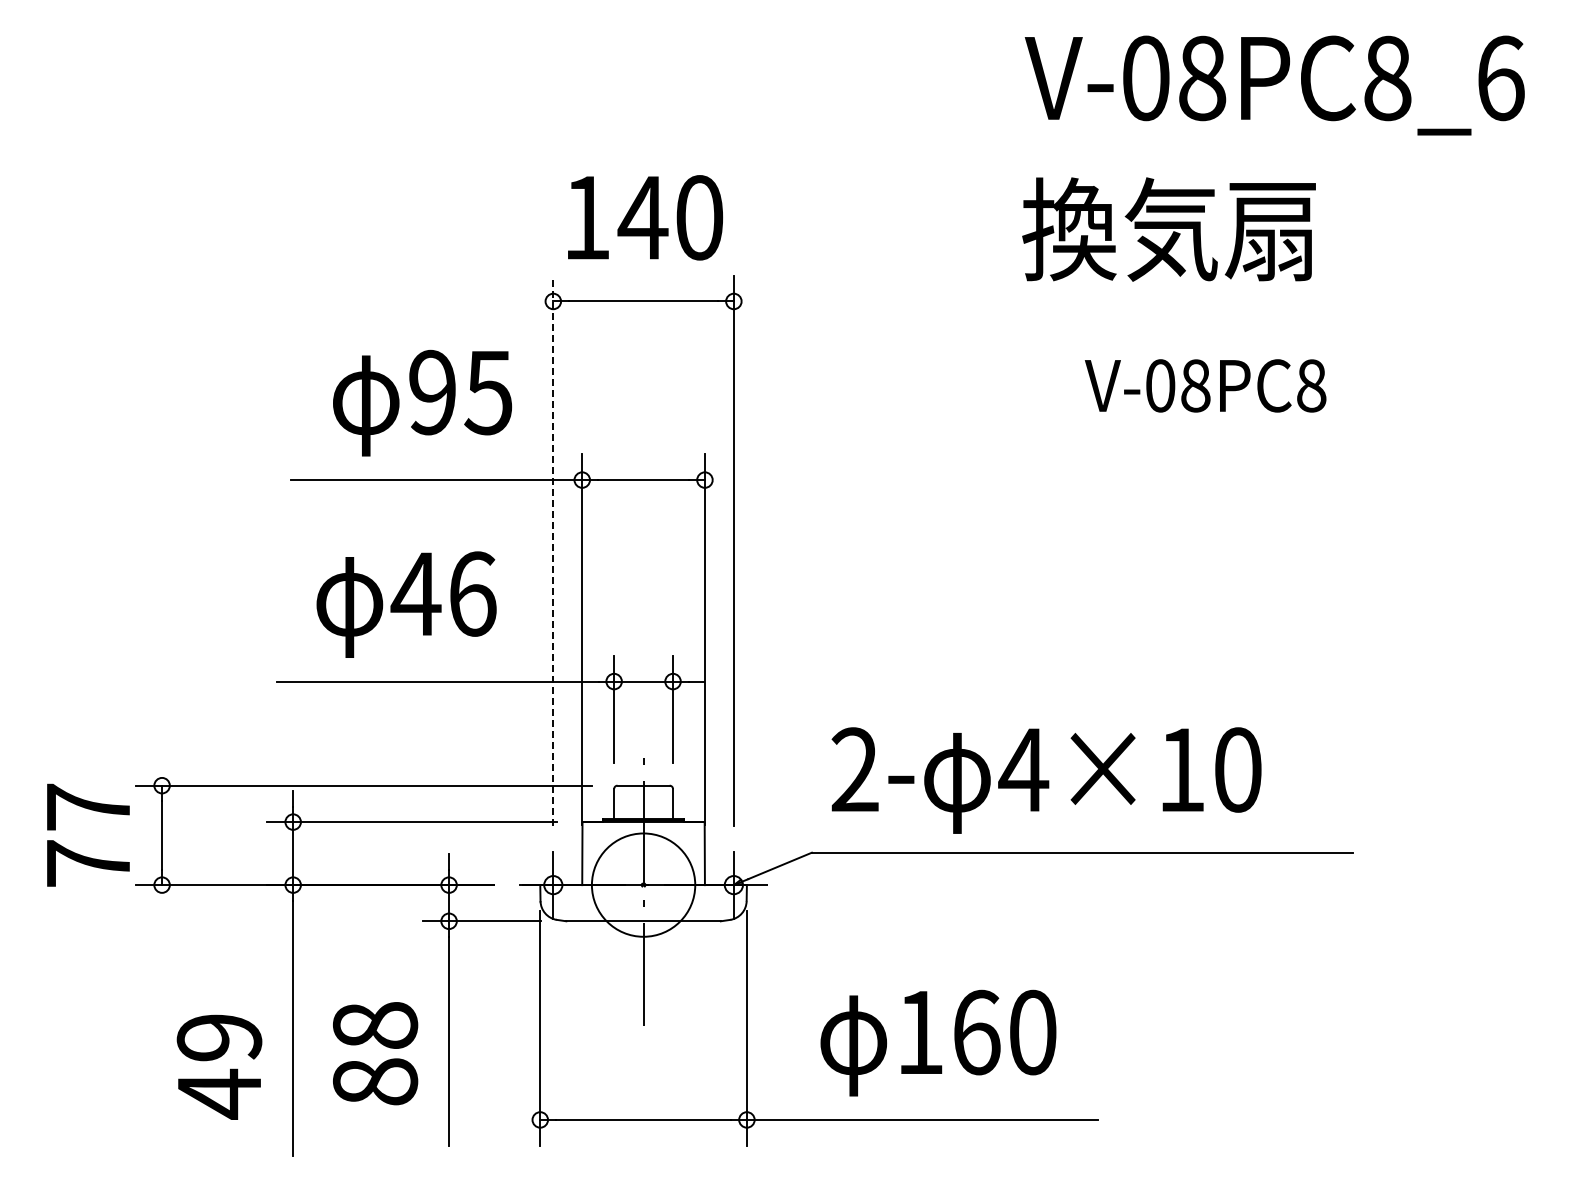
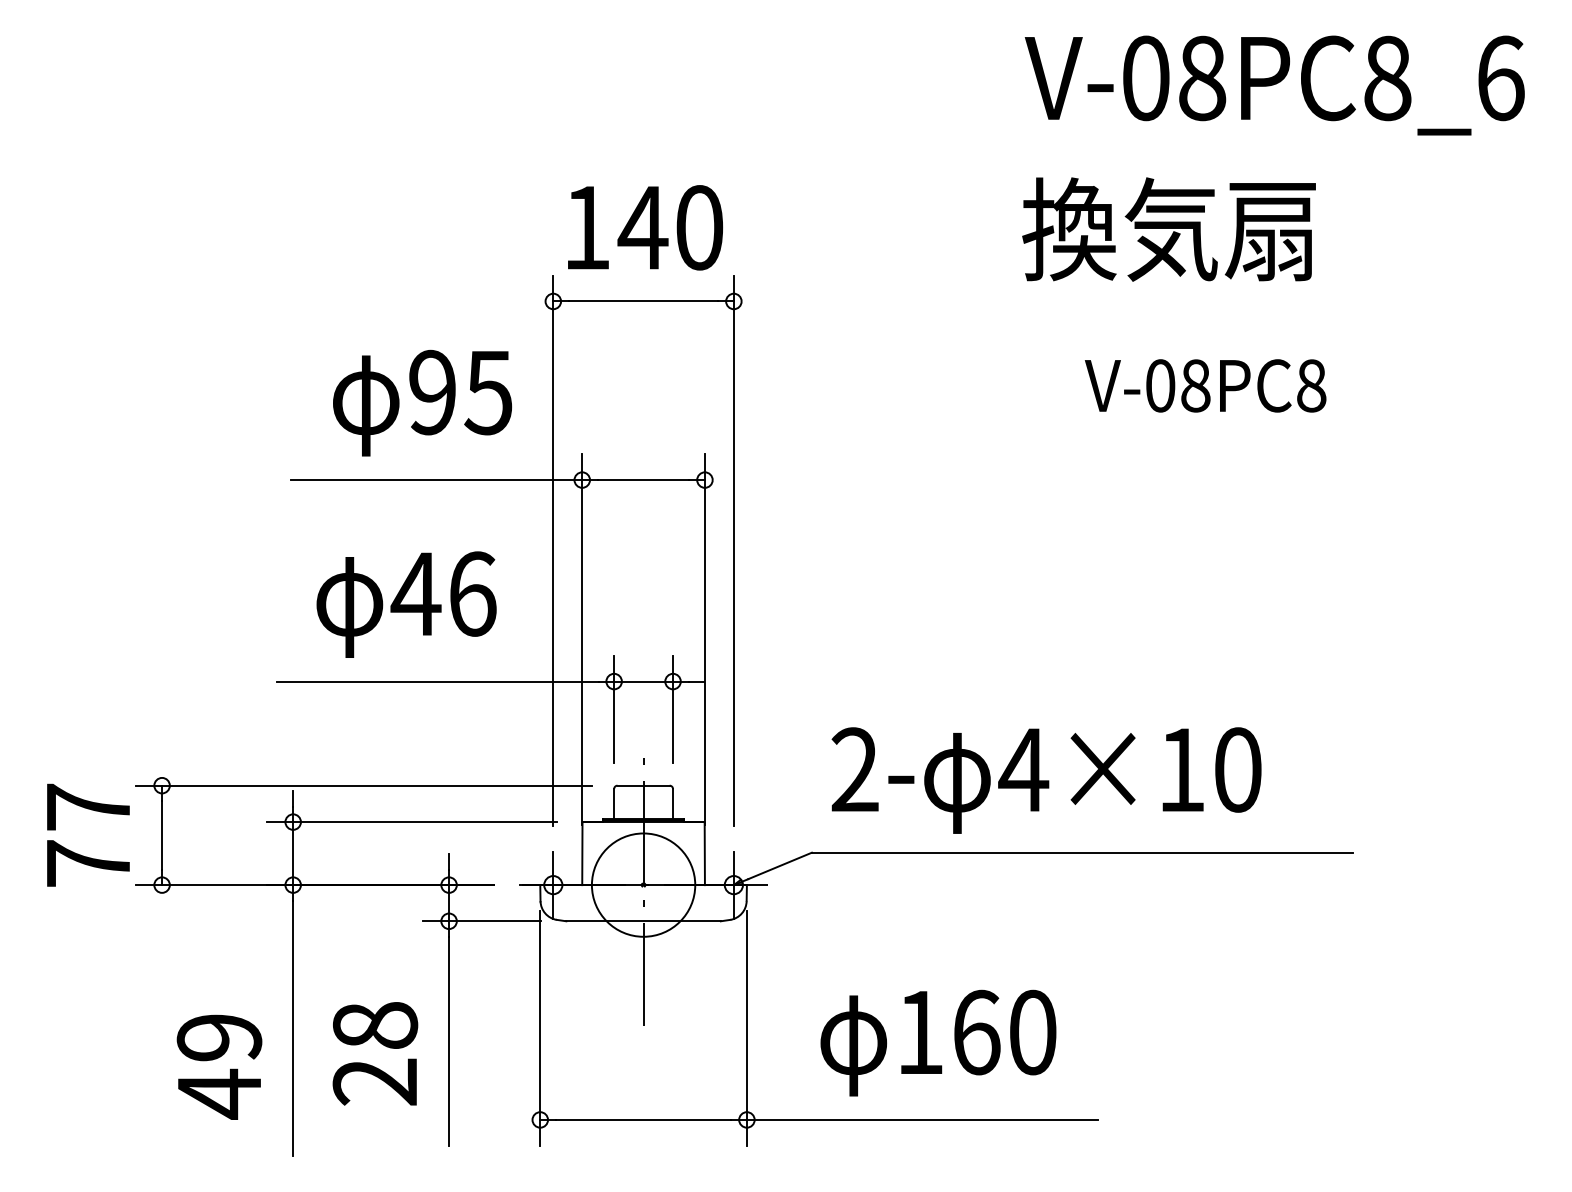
text position: (645, 217) -> (645, 227) (645, 227)
line: dashed -> solid (553, 550)
text: 88 -> 28 (375, 1081)
